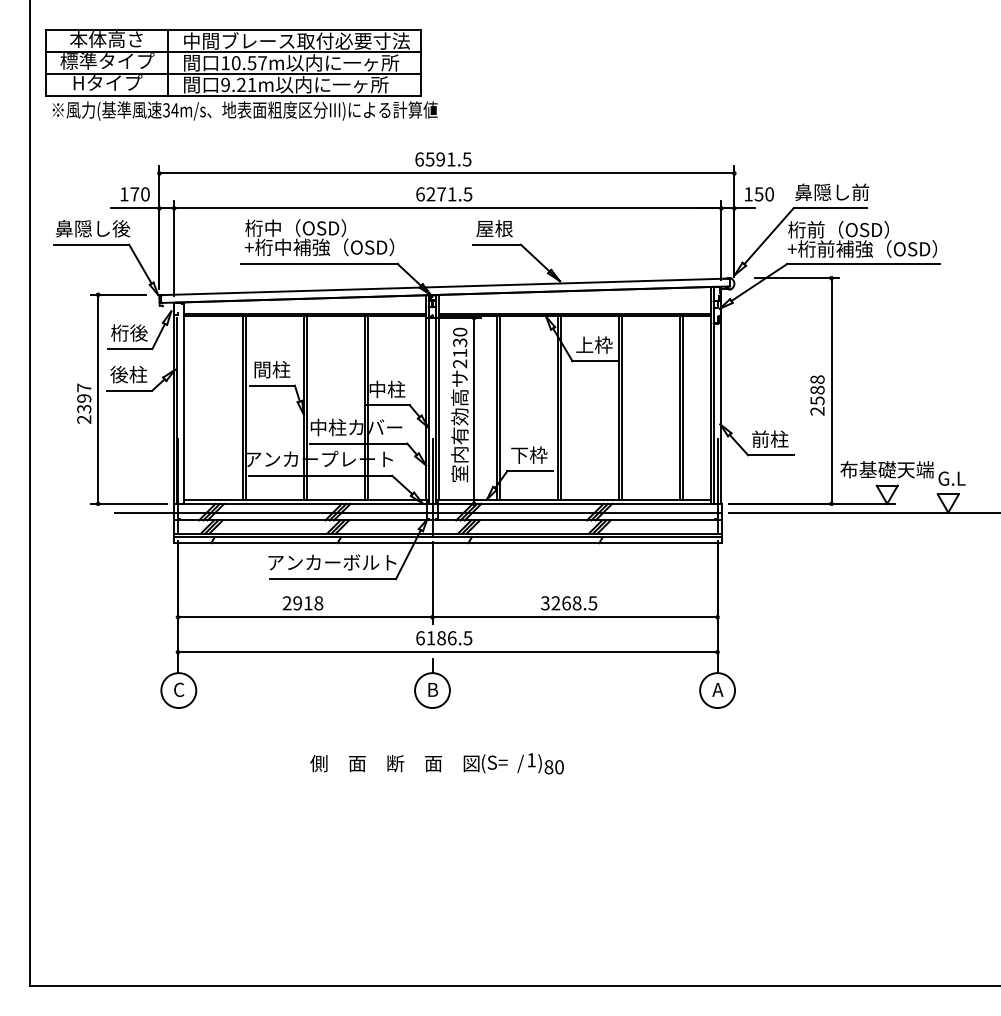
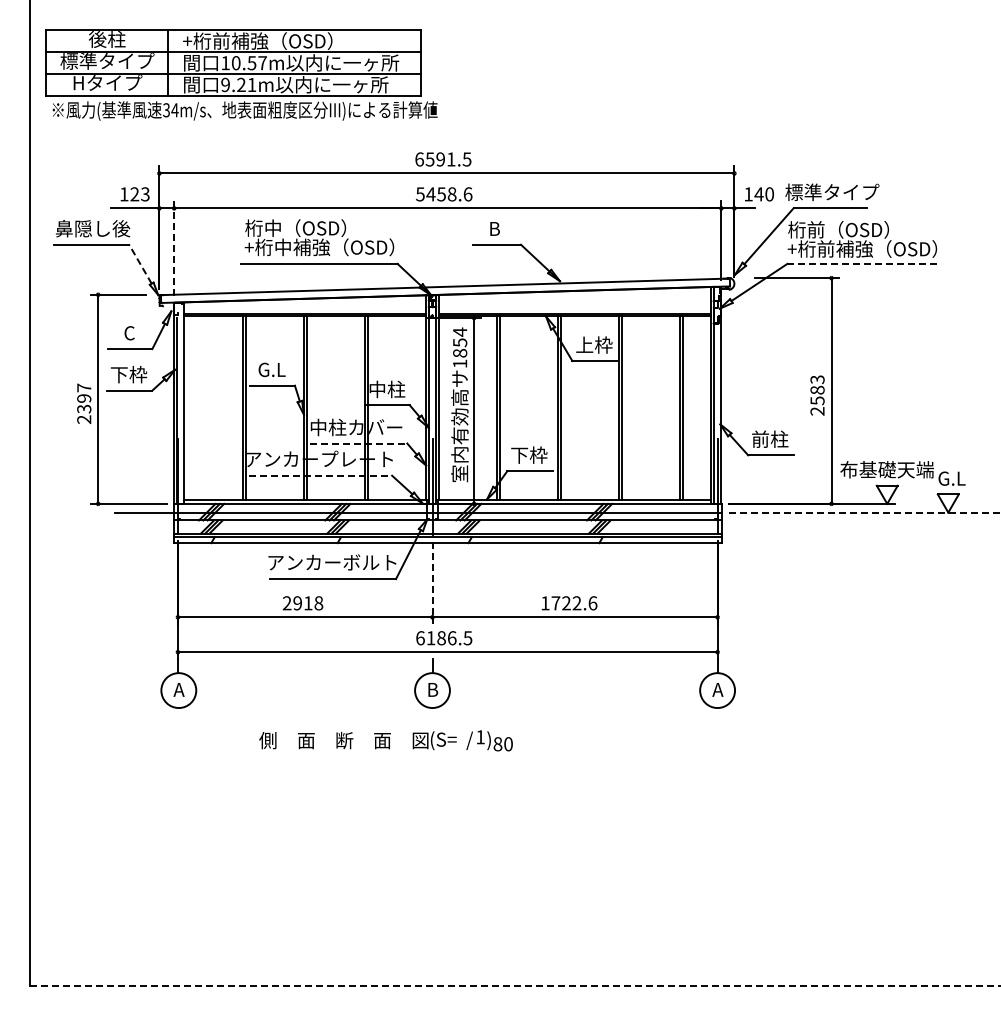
text: 本体高さ -> 後柱 (106, 39)
text: 中間ブレース取付必要寸法 -> +桁前補強（OSD） (296, 40)
text: 鼻隠し前 -> 標準タイプ (832, 191)
text: 170 -> 123 (139, 194)
text: 6271.5 -> 5458.6 (444, 194)
text: 150 -> 140 (758, 194)
text: 屋根 -> B (494, 228)
line: solid -> dashed (174, 248)
line: solid -> dashed (863, 263)
line: solid -> dashed (140, 264)
text: 桁後 -> C (129, 332)
text: 2130 -> 1854 (460, 347)
text: 間柱 -> G.L (272, 369)
text: 後柱 -> 下枠 (128, 374)
text: 2588 -> 2583 (817, 379)
line: solid -> dashed (358, 443)
line: solid -> dashed (320, 475)
line: solid -> dashed (865, 512)
line: solid -> dashed (432, 583)
text: 3268.5 -> 1722.6 (569, 603)
text: C -> A (178, 689)
text position: (436, 763) -> (385, 740) (385, 740)
line: solid -> dashed (515, 985)
